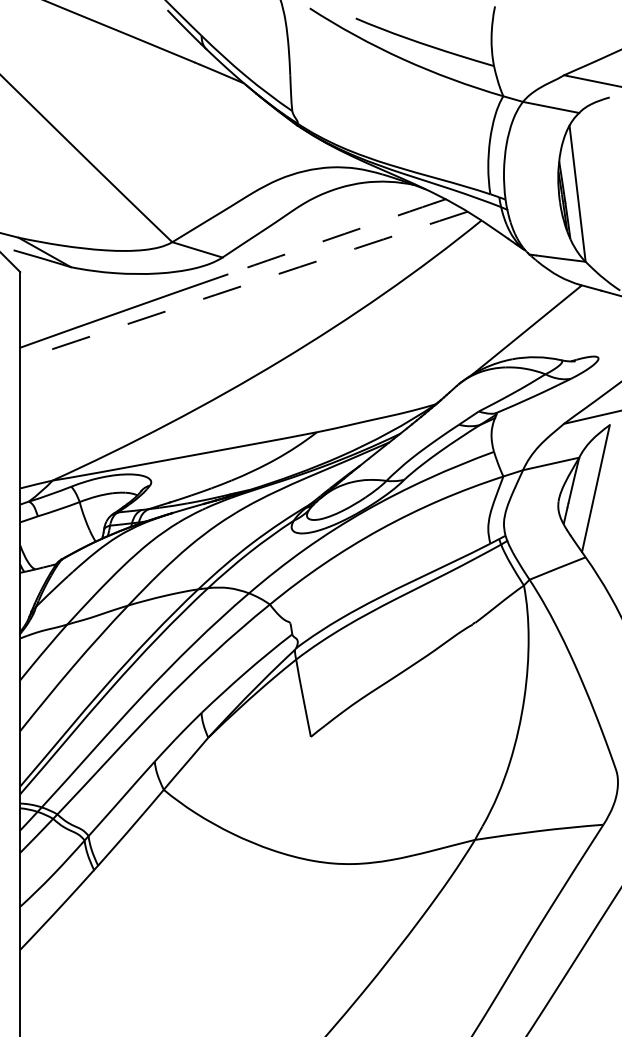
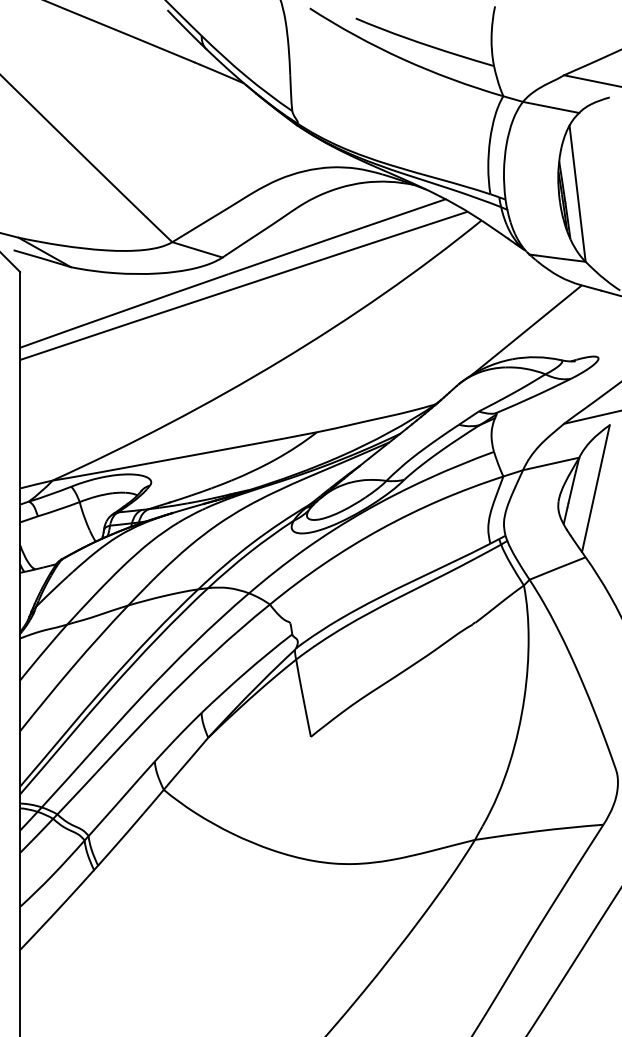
arc: dashed -> solid (331, 238)
arc: dashed -> solid (243, 285)
